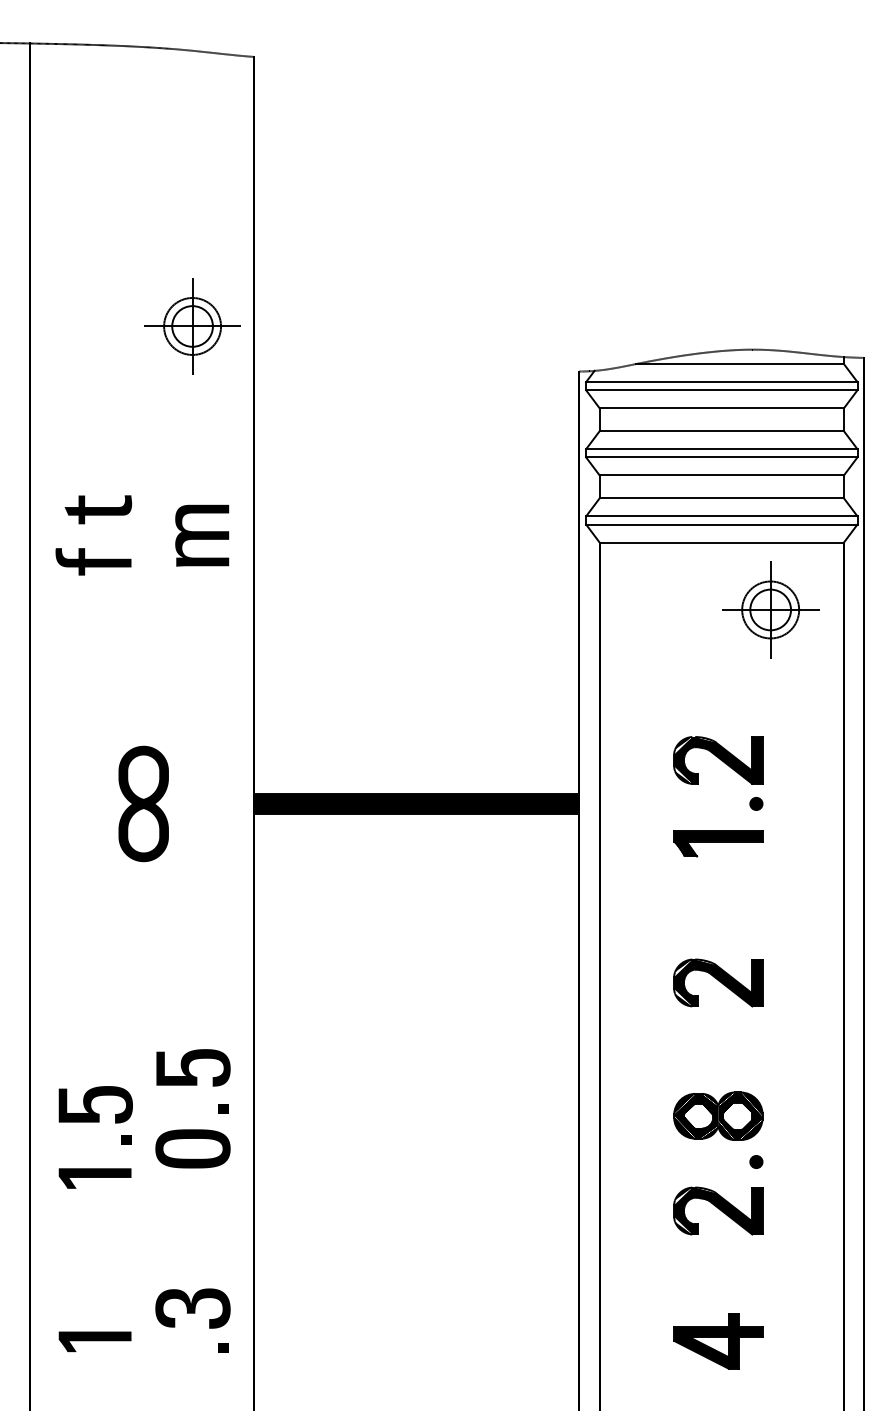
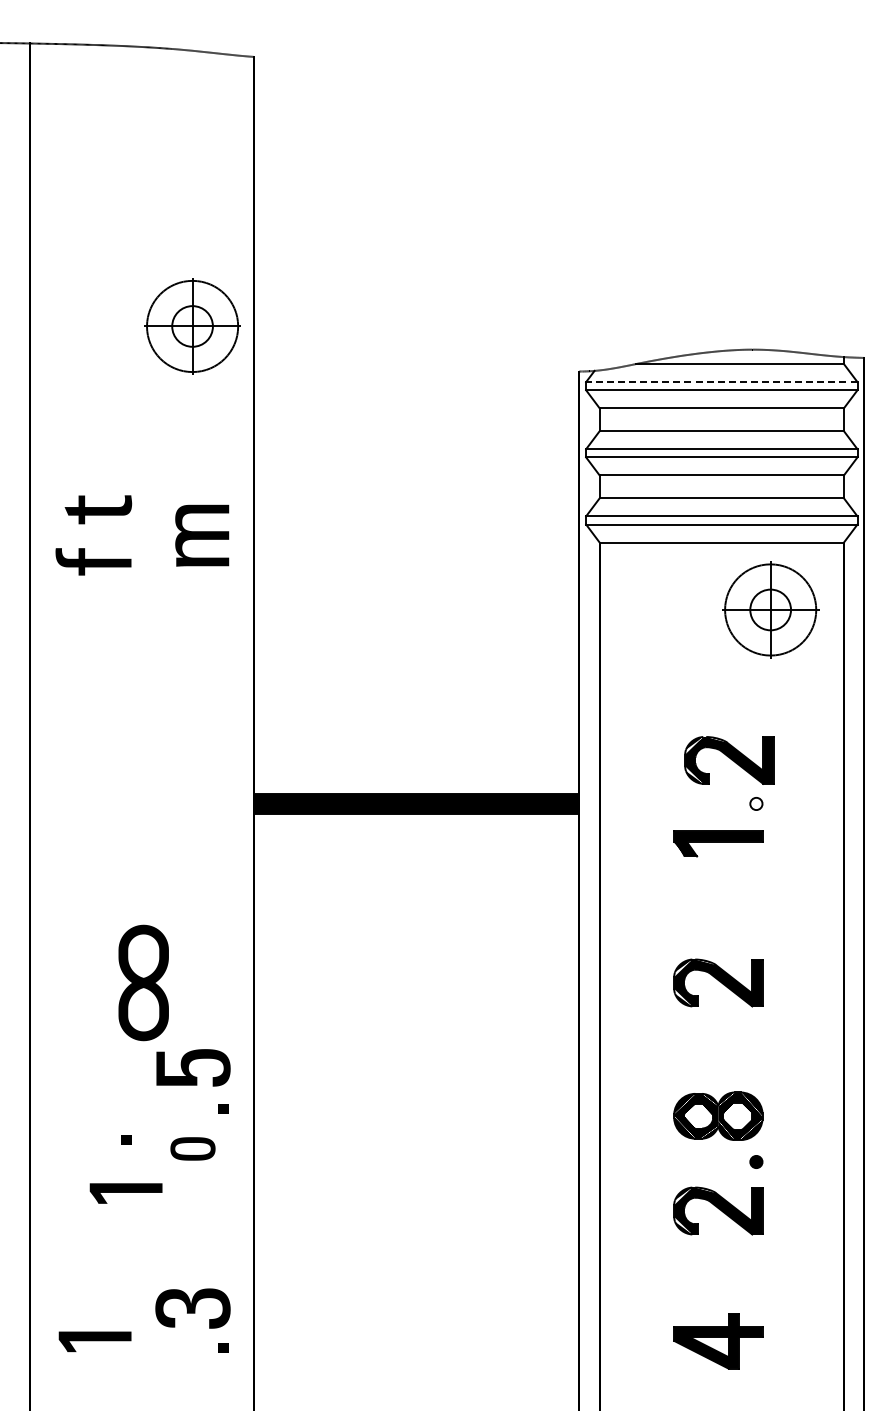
circle diameter: 57 px -> 91 px (192, 326)
line: solid -> dashed (721, 382)
circle diameter: 57 px -> 91 px (770, 609)
part position: (718, 760) -> (729, 760) (729, 760)
part position: (143, 803) -> (143, 982) (143, 982)
fill: present -> none (756, 803)
fill: present -> none (95, 1104)
part size: 76x40 px -> 46x24 px (192, 1148)
part position: (94, 1178) -> (125, 1193) (125, 1193)
